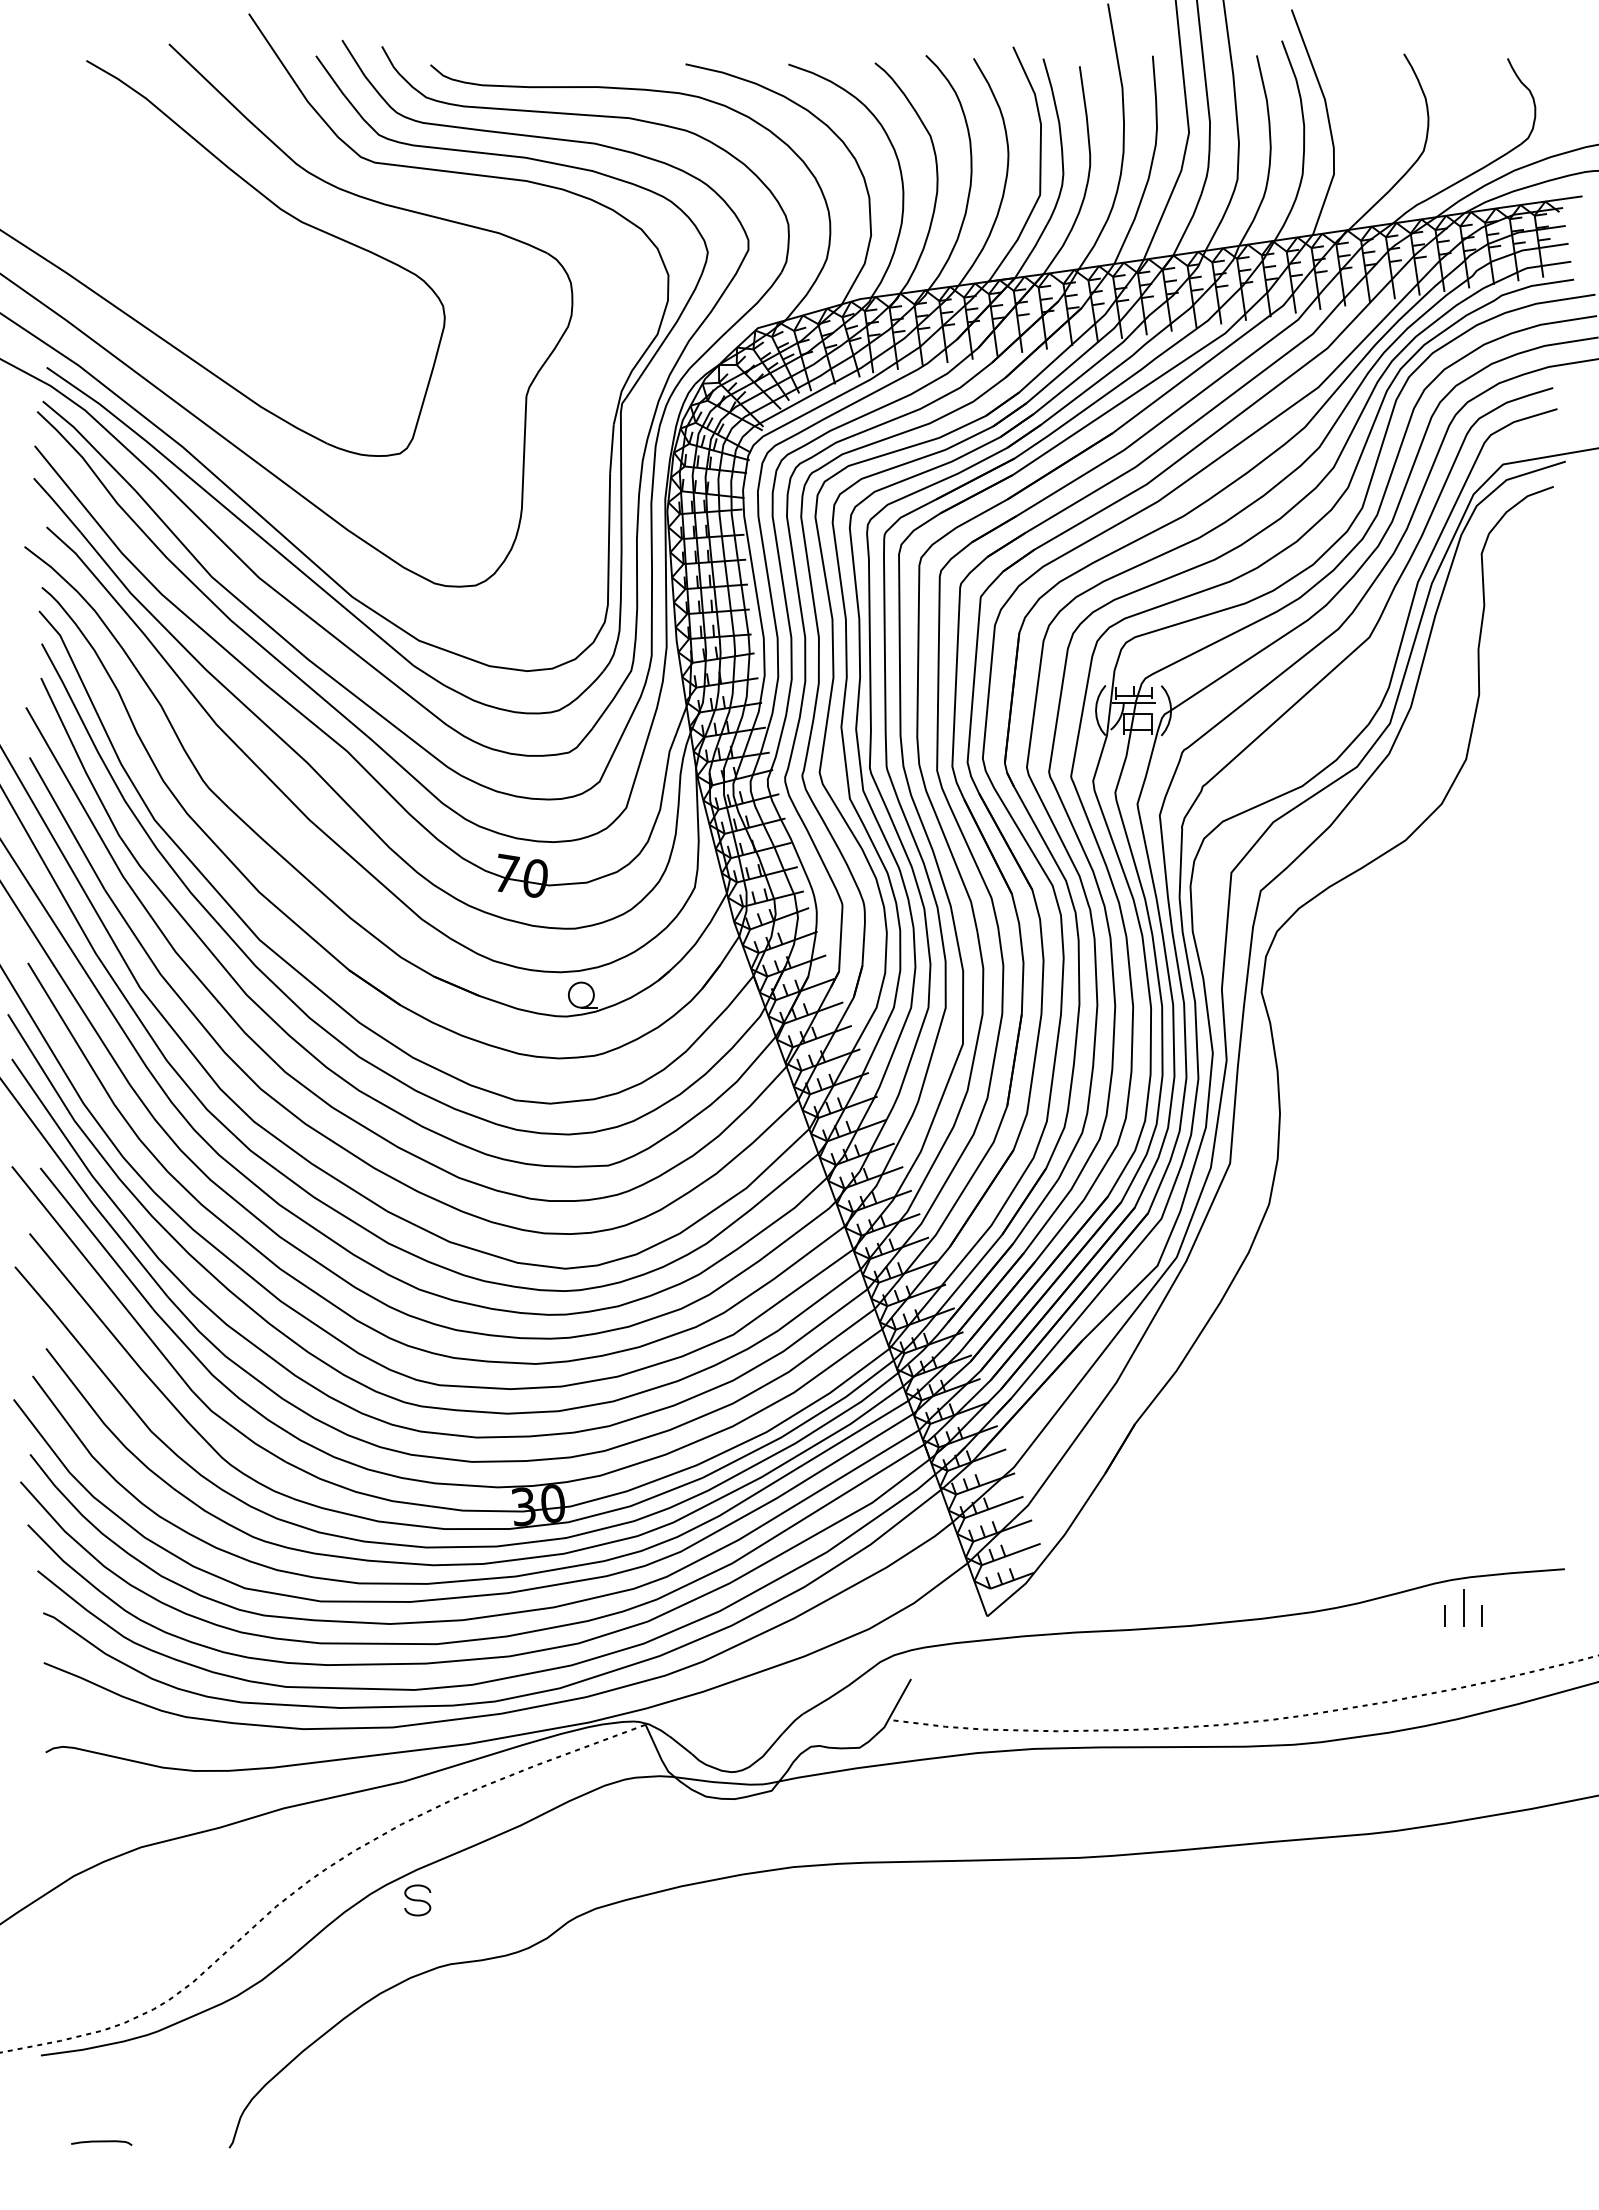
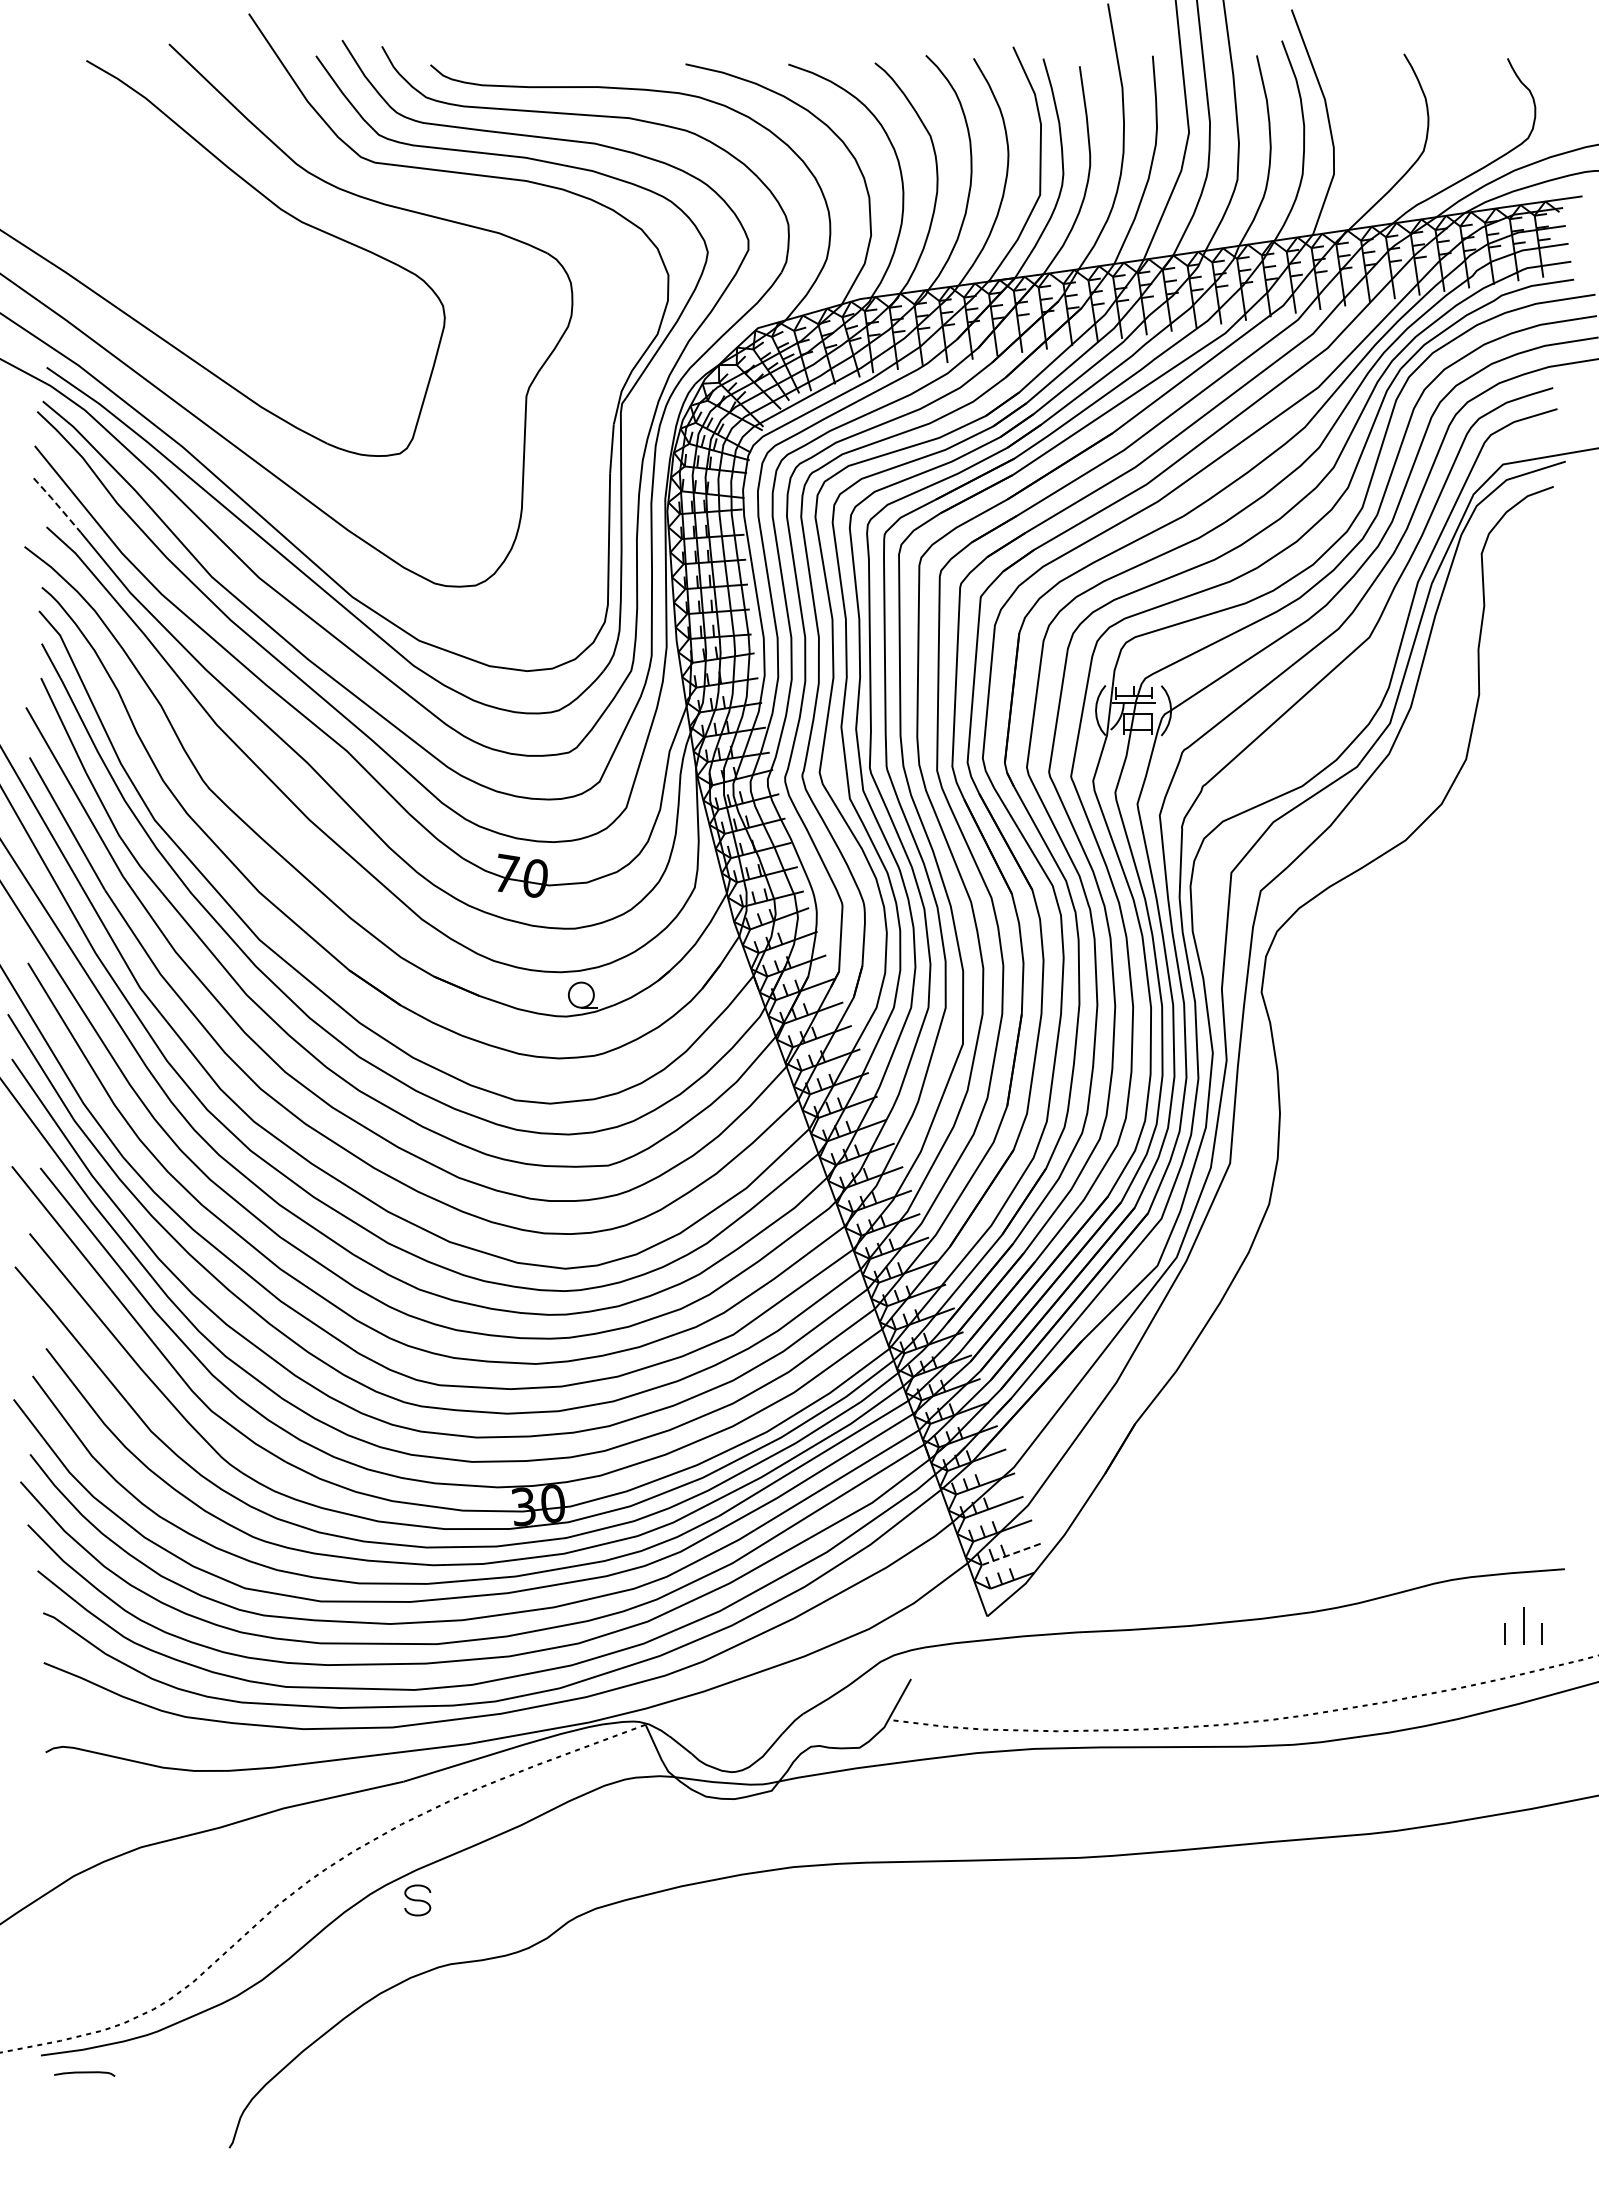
line: solid -> dashed (57, 504)
line: solid -> dashed (1010, 1554)
part position: (1463, 1607) -> (1523, 1625) (1523, 1625)
curve position: (101, 2142) -> (84, 2073) (84, 2073)
